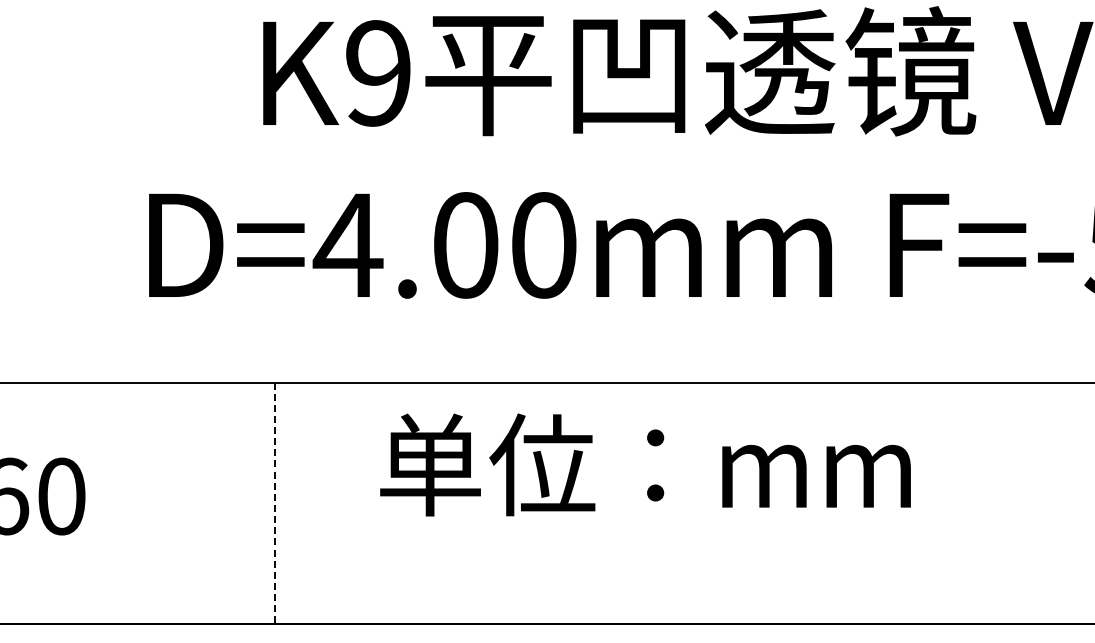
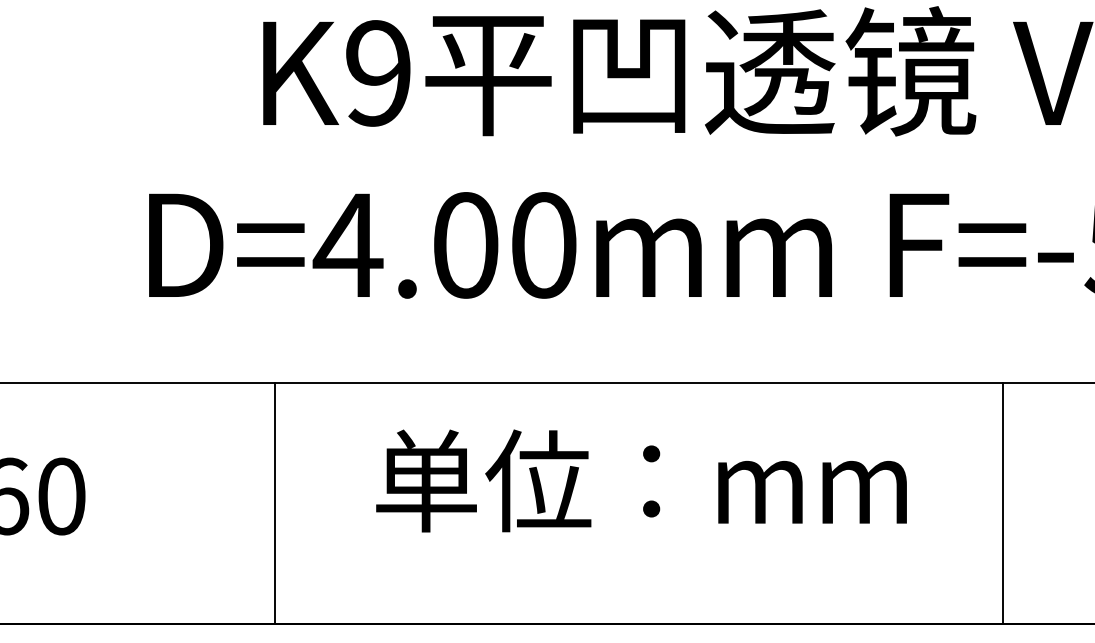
text position: (645, 464) -> (641, 480) (641, 480)
line: none -> present (1002, 502)
line: dashed -> solid (275, 503)
